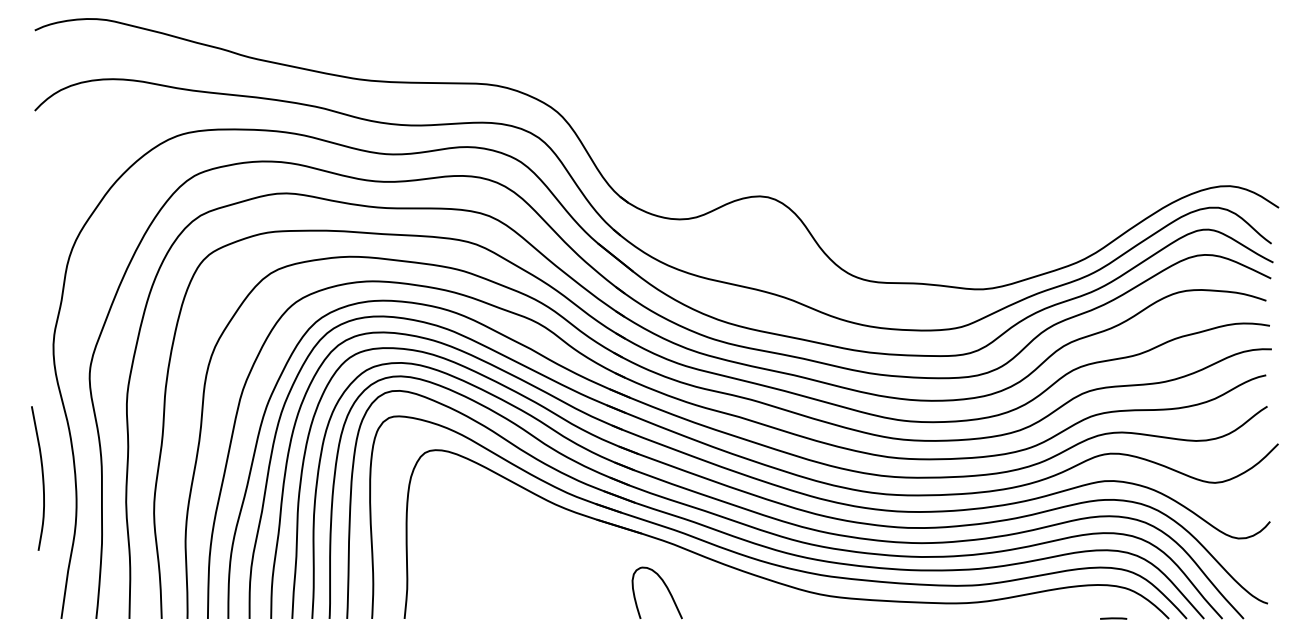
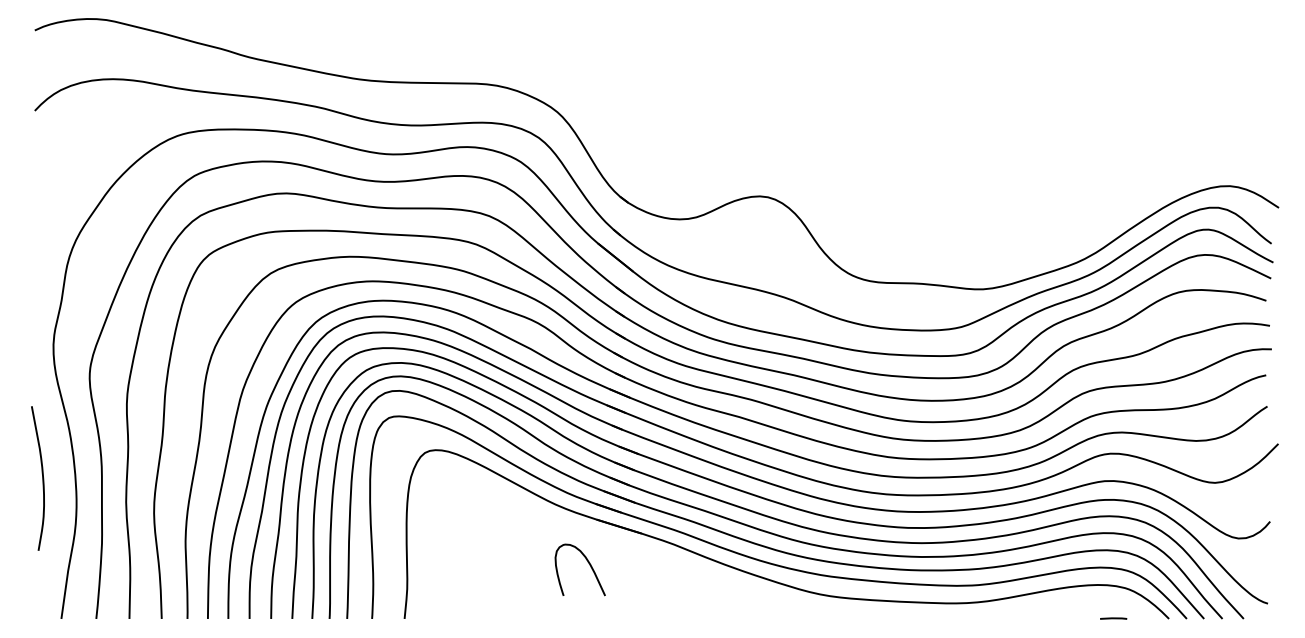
curve position: (664, 585) -> (587, 562) (587, 562)
